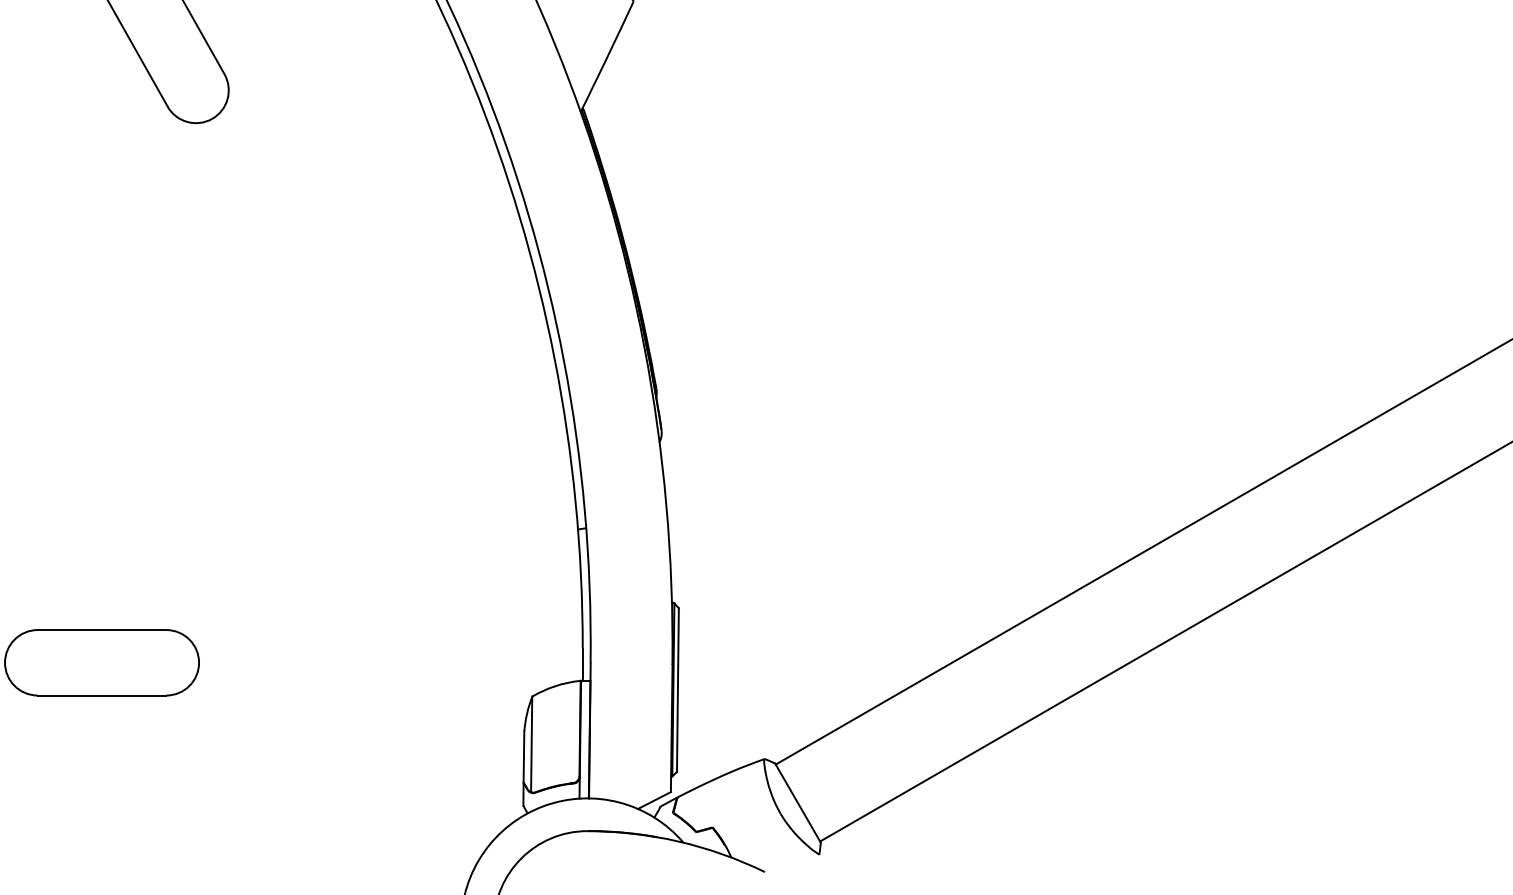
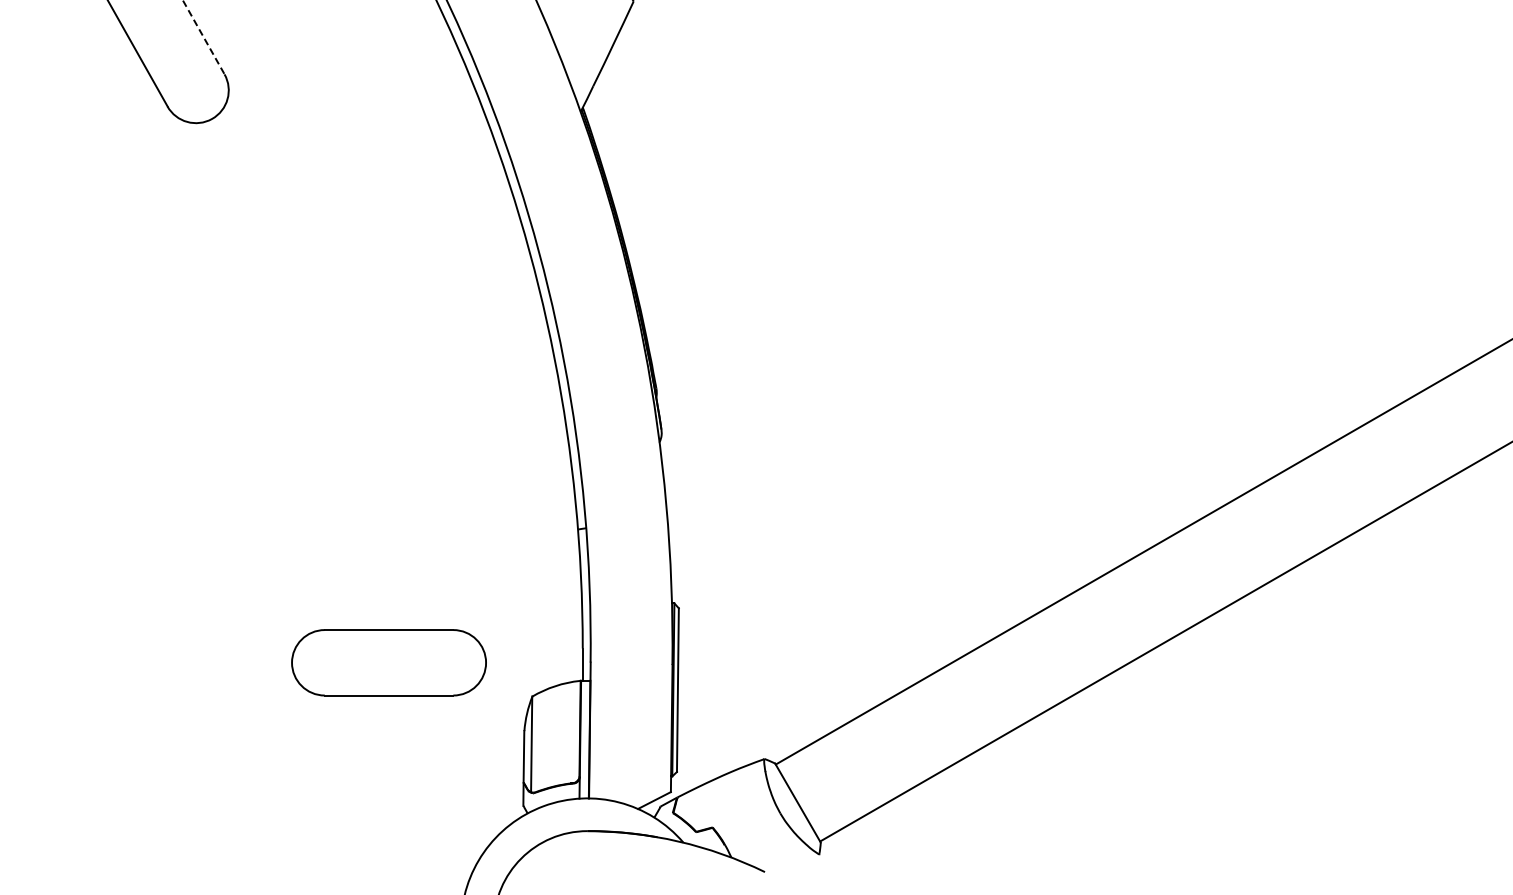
line: solid -> dashed (204, 37)
part position: (101, 662) -> (388, 662) (388, 662)
